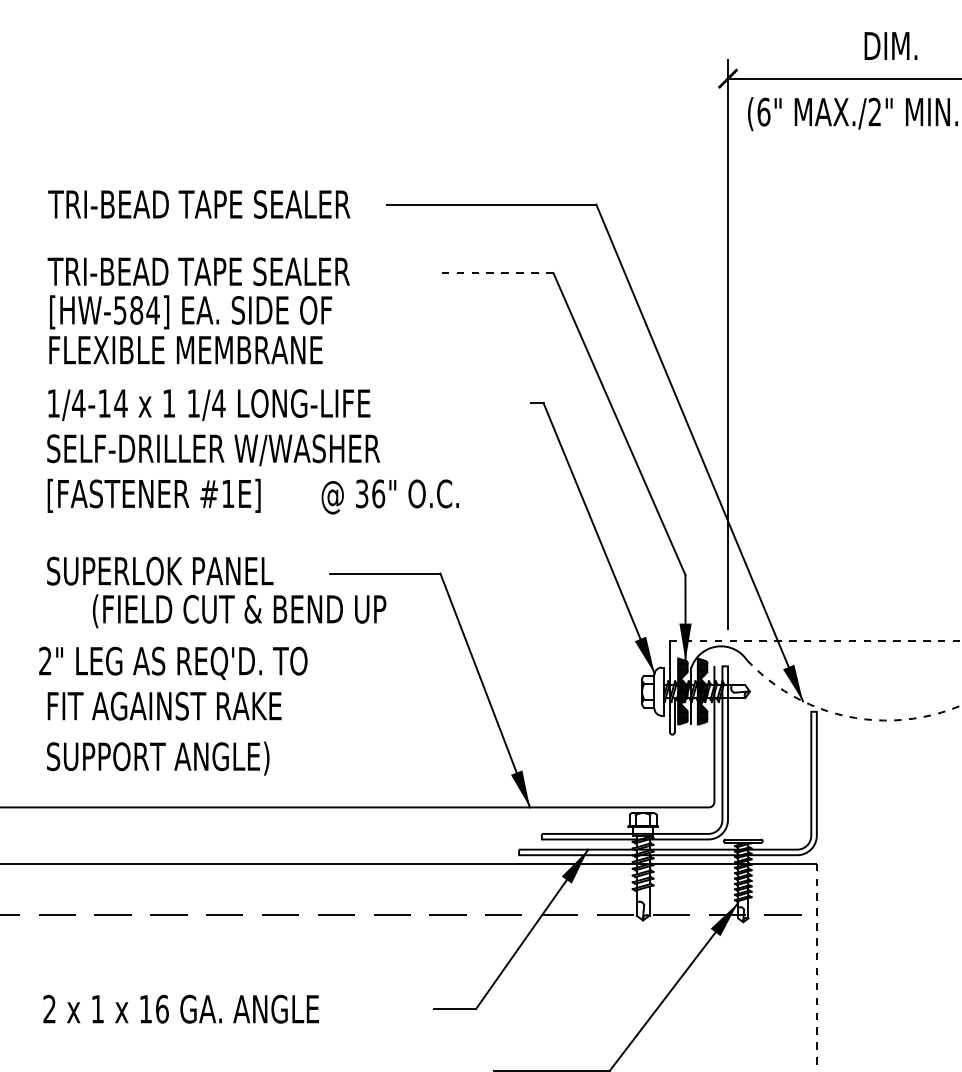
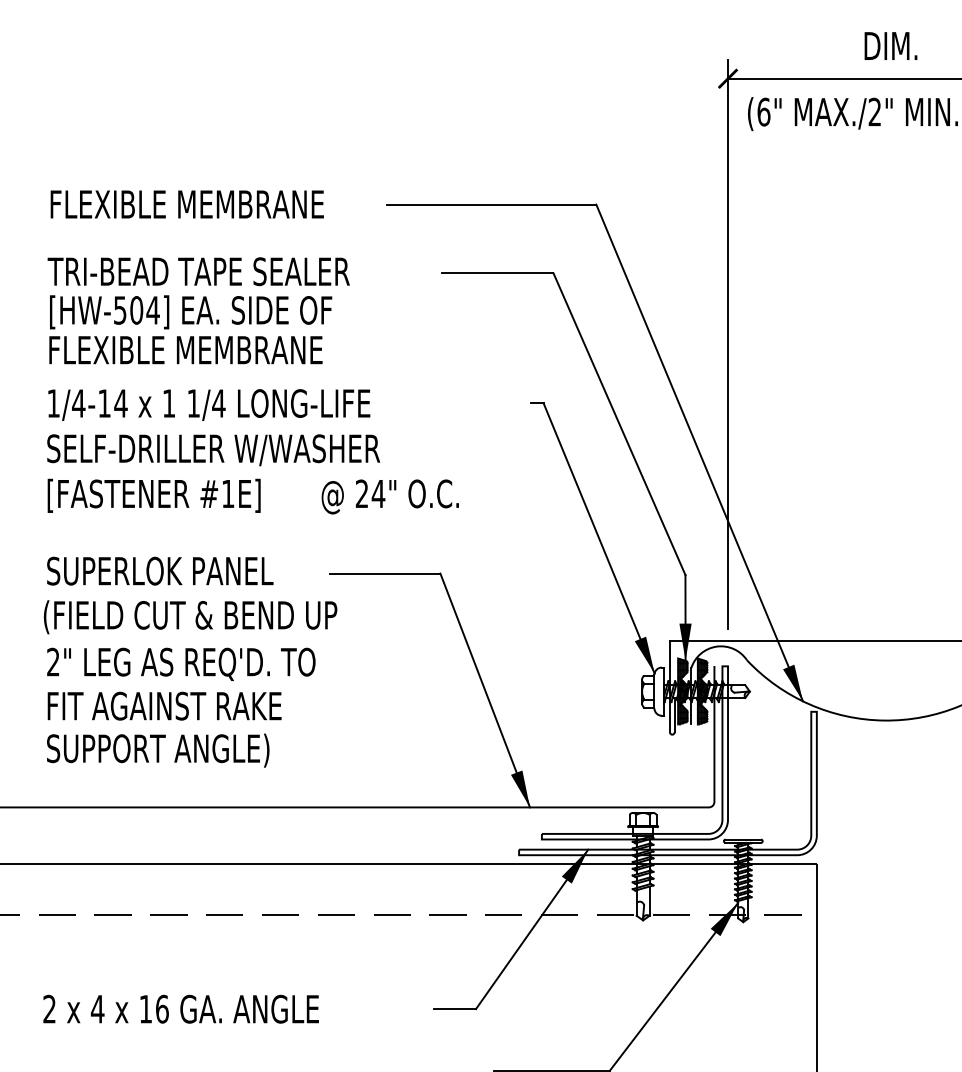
text: TRI-BEAD TAPE SEALER -> FLEXIBLE MEMBRANE (199, 204)
line: dashed -> solid (497, 273)
text: [HW-584] -> [HW-504] (136, 310)
text: 36" -> 24" (370, 493)
text position: (239, 611) -> (190, 617) (190, 617)
line: dashed -> solid (816, 641)
text position: (173, 662) -> (181, 663) (181, 663)
arc: dashed -> solid (847, 716)
text position: (158, 758) -> (158, 750) (158, 750)
line: dashed -> solid (816, 967)
text: 1 -> 4 (97, 1009)
